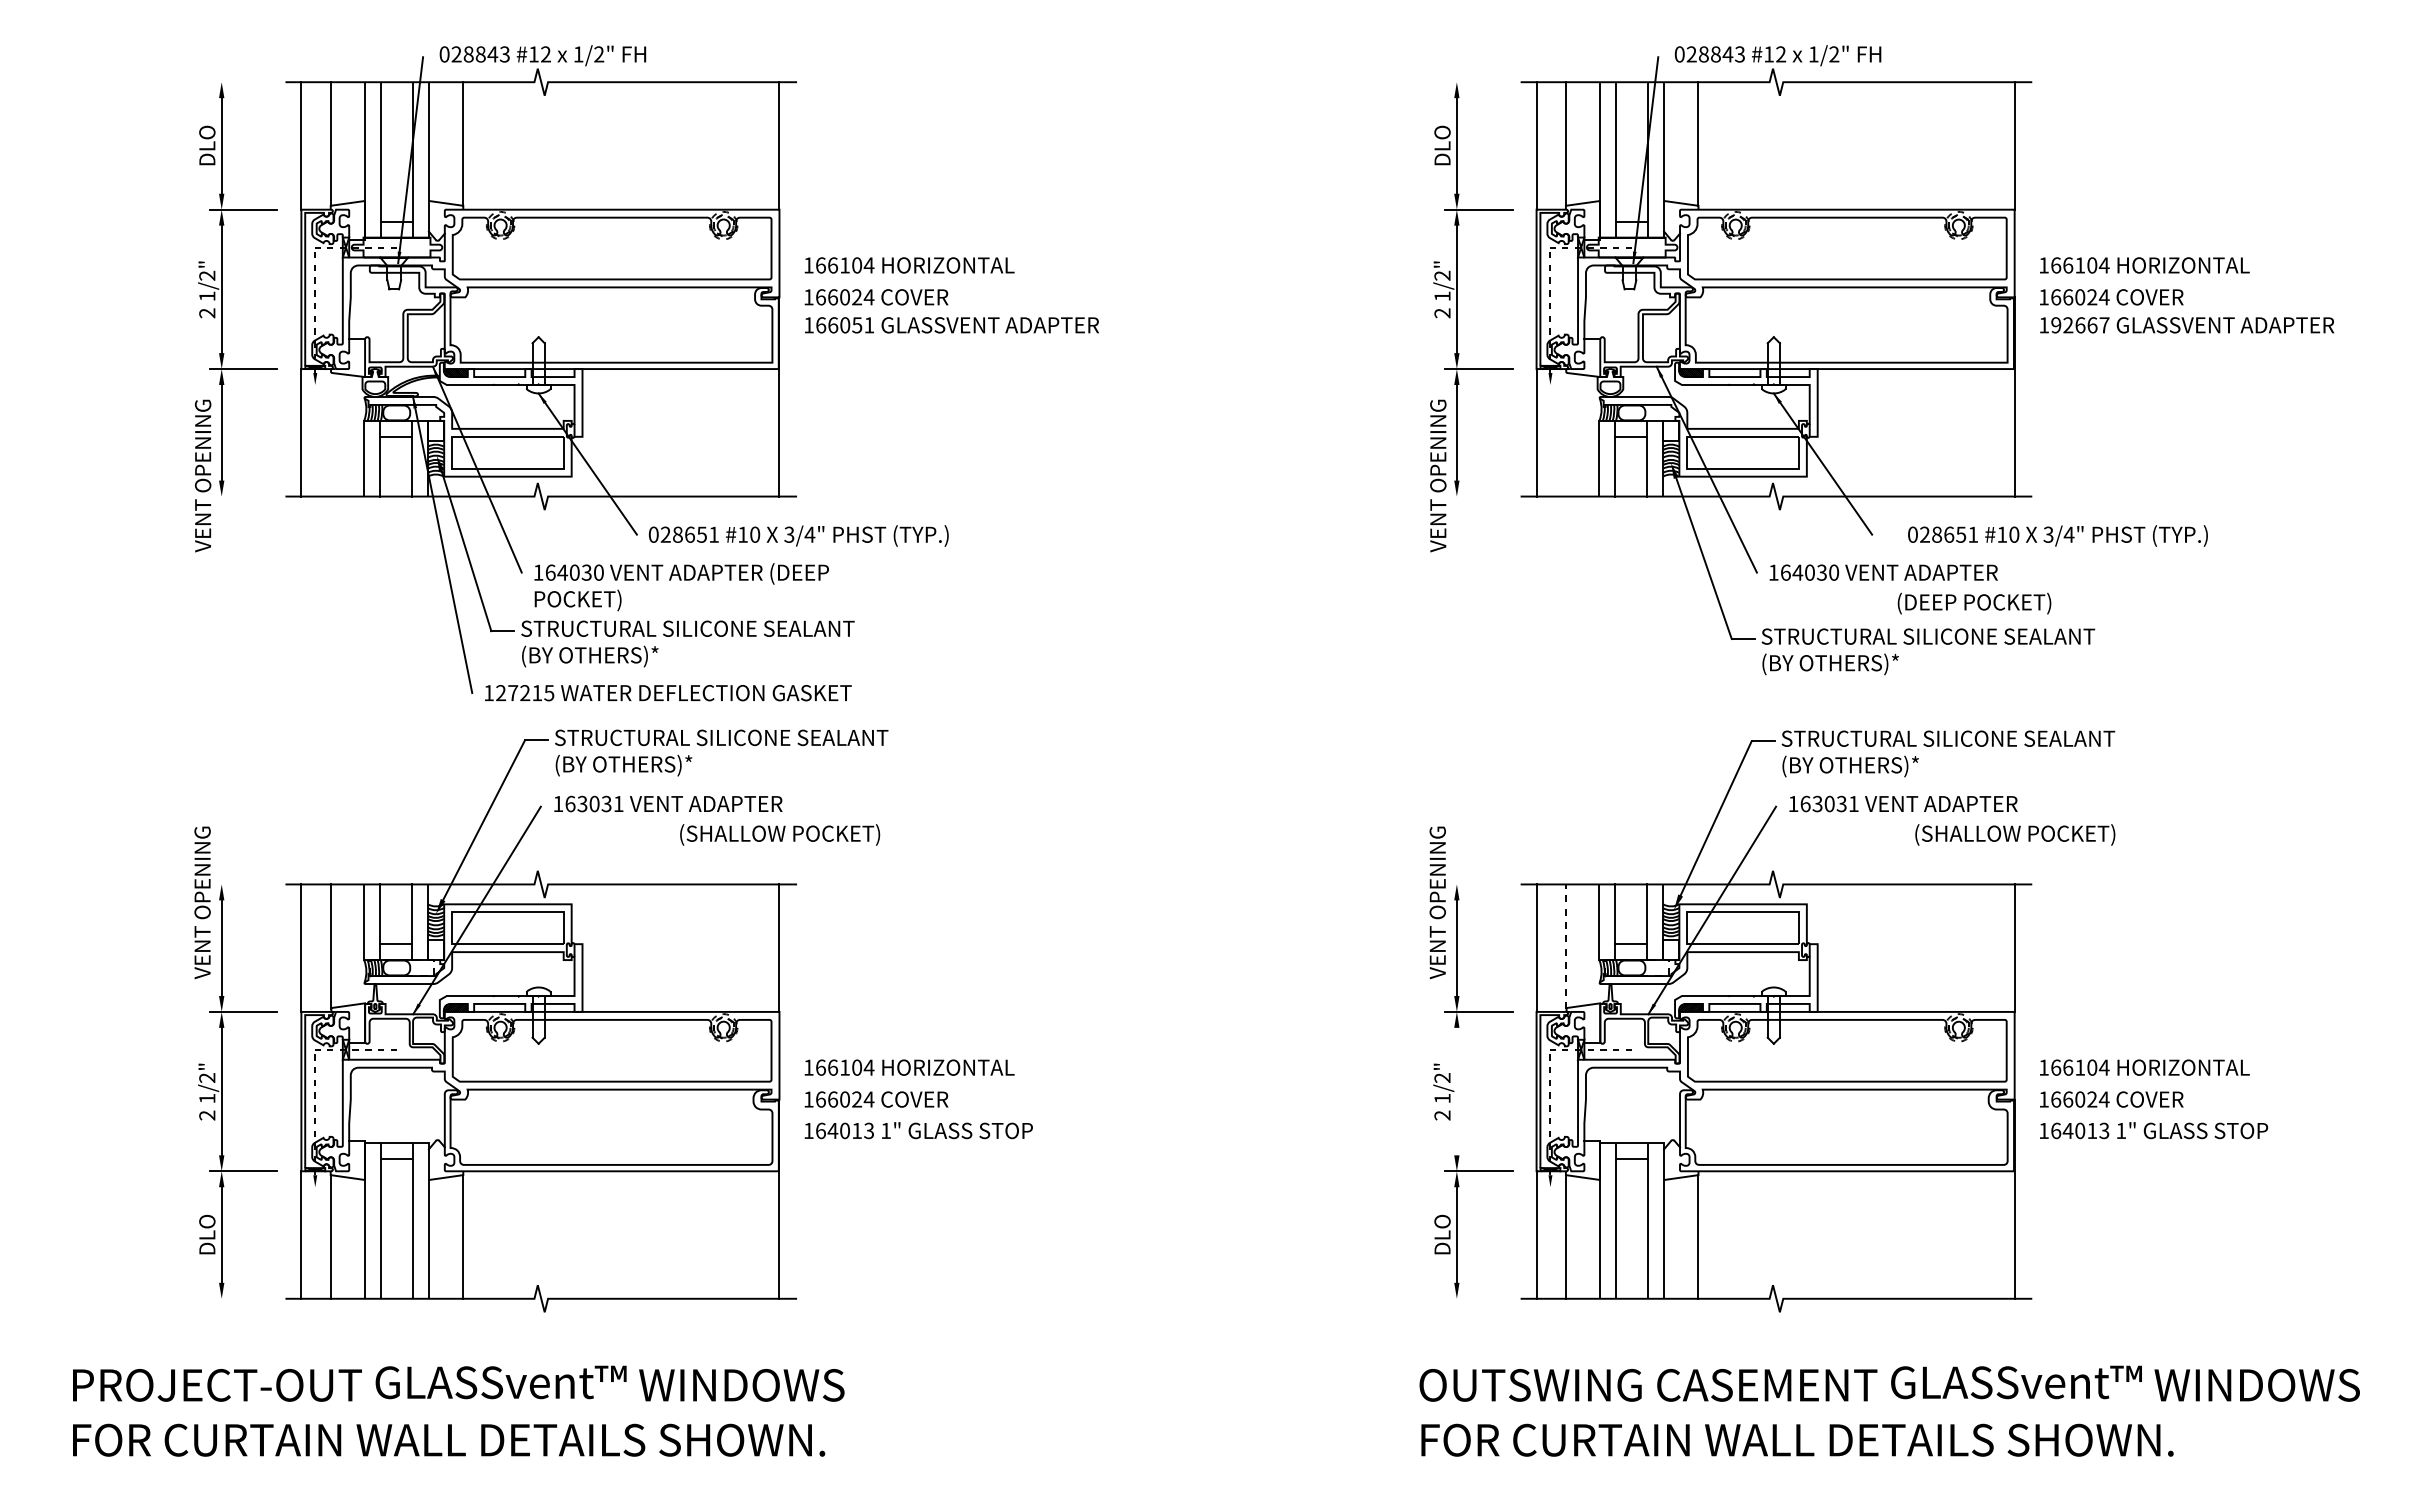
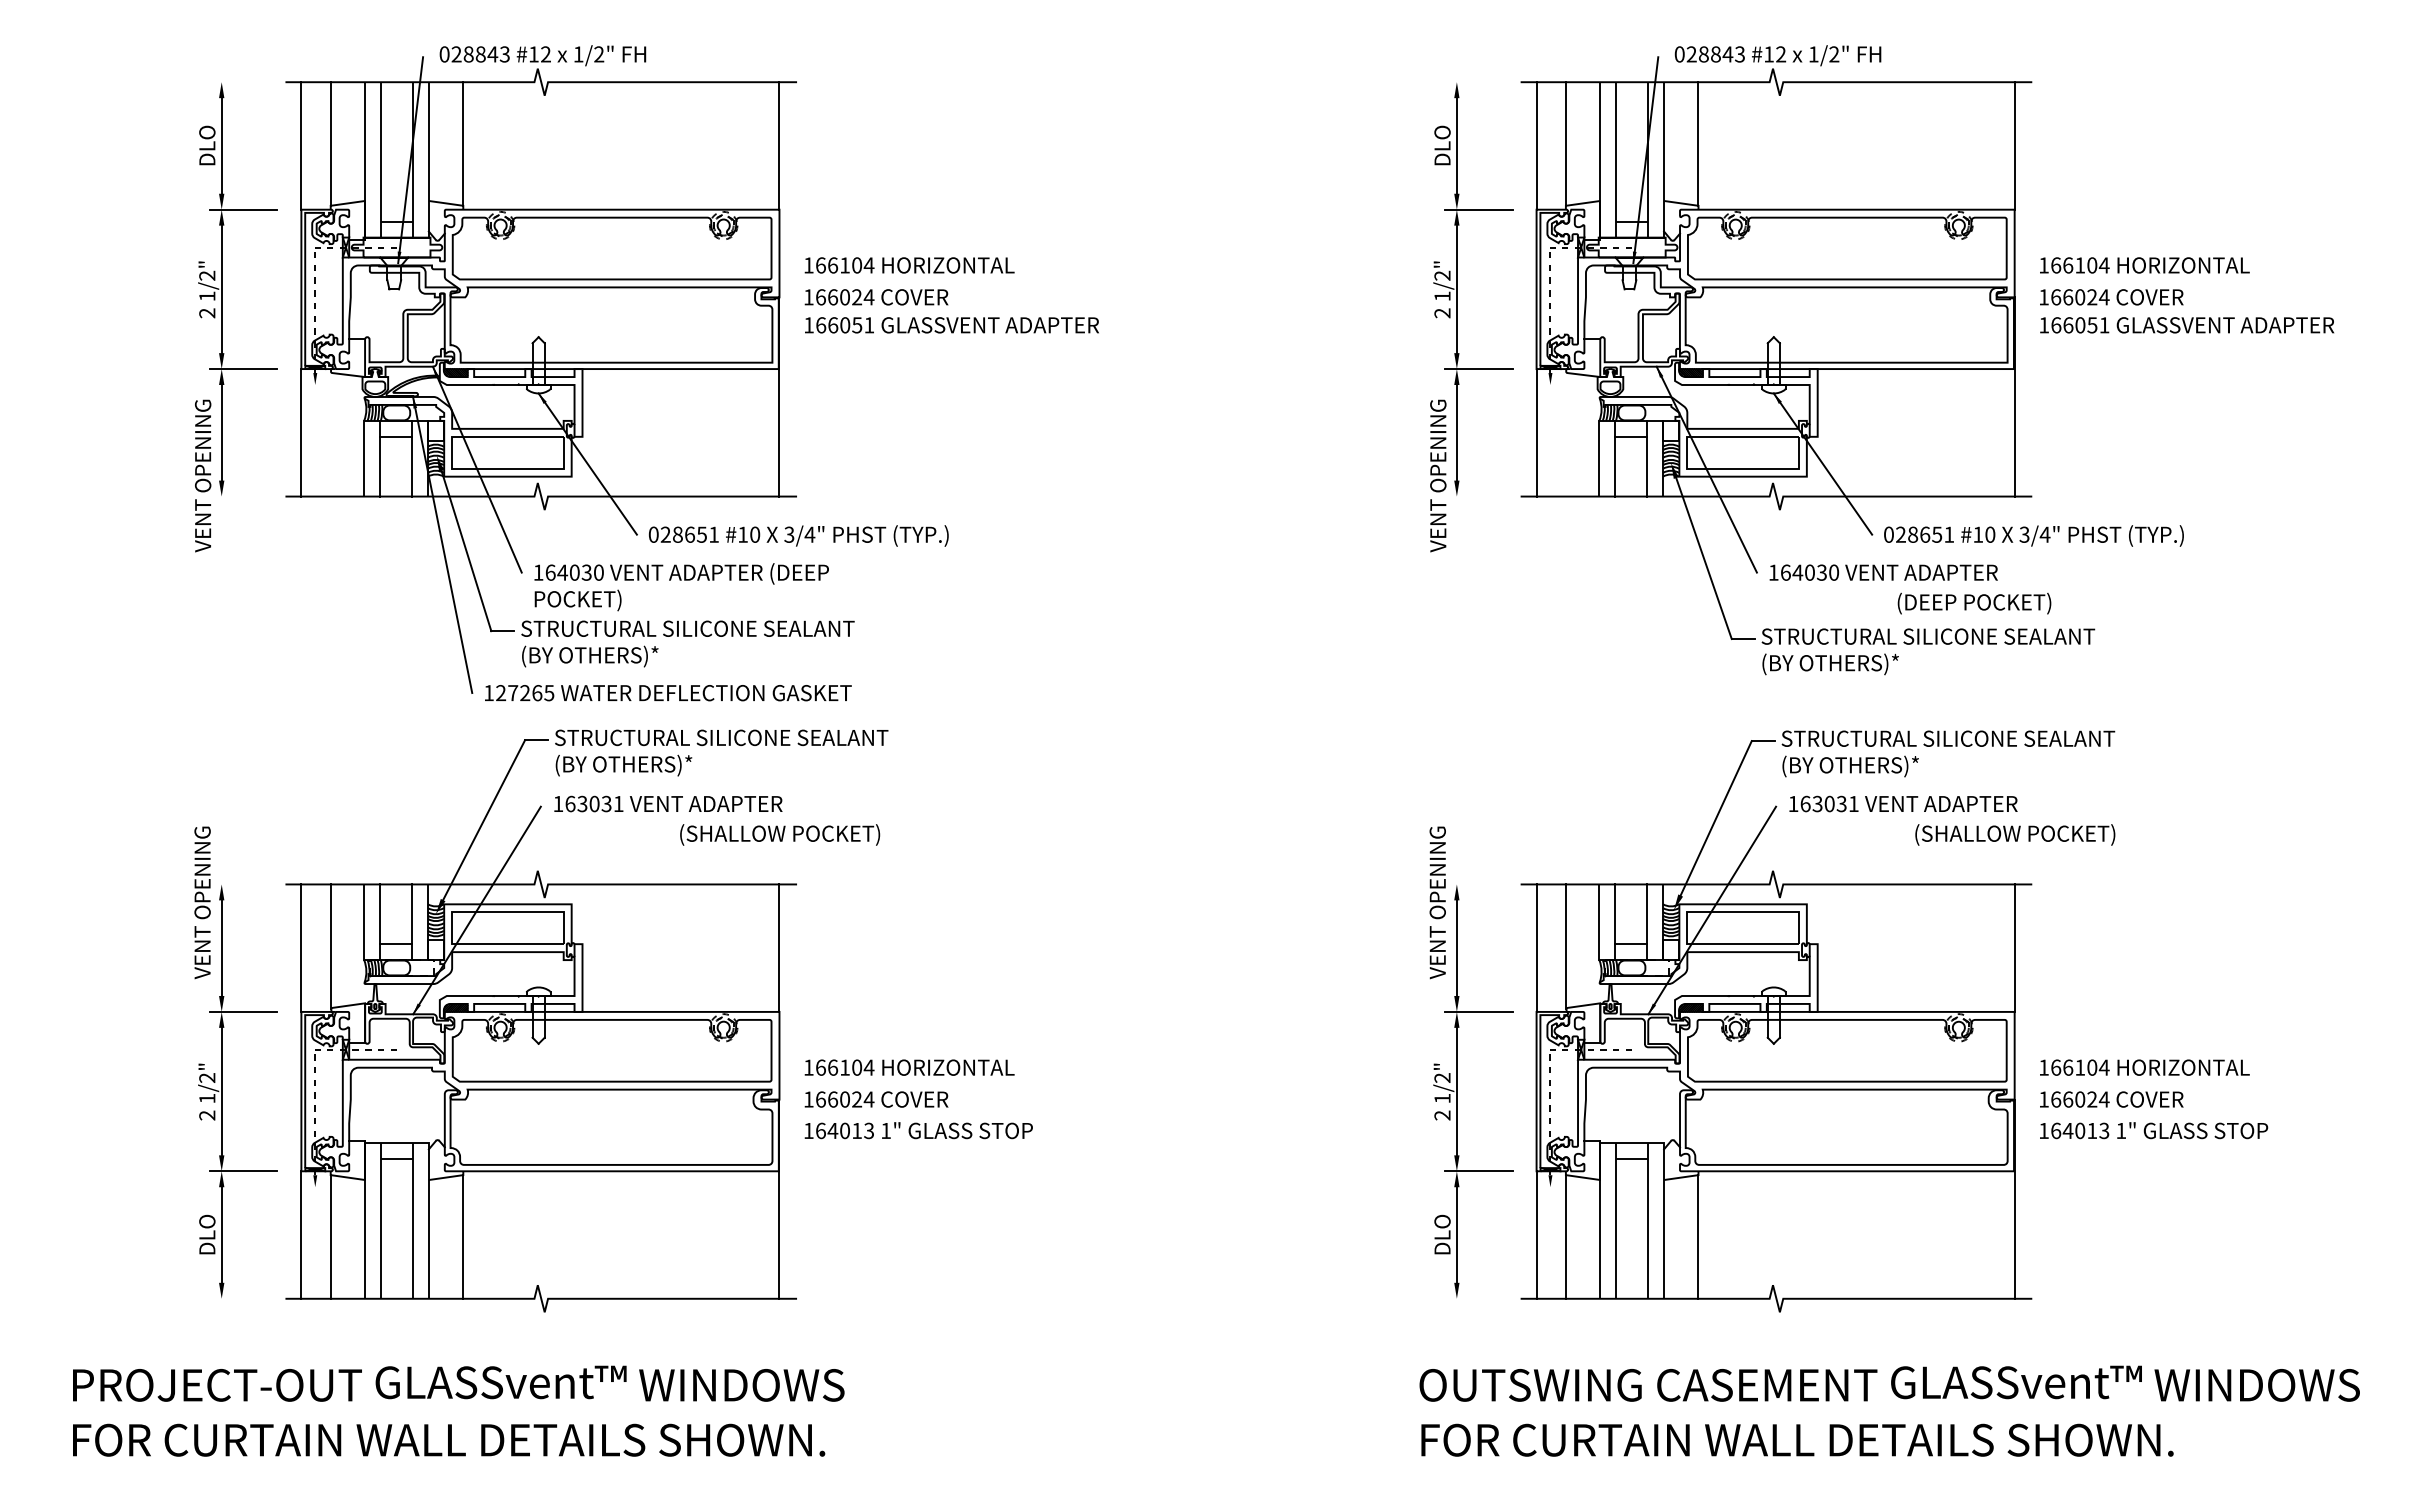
text: 192667 -> 166051 (2080, 325)
text position: (2057, 535) -> (2033, 535) (2033, 535)
text: 127215 -> 127265 (537, 693)
line: dashed -> solid (1566, 946)
line: none -> present (1456, 1091)
